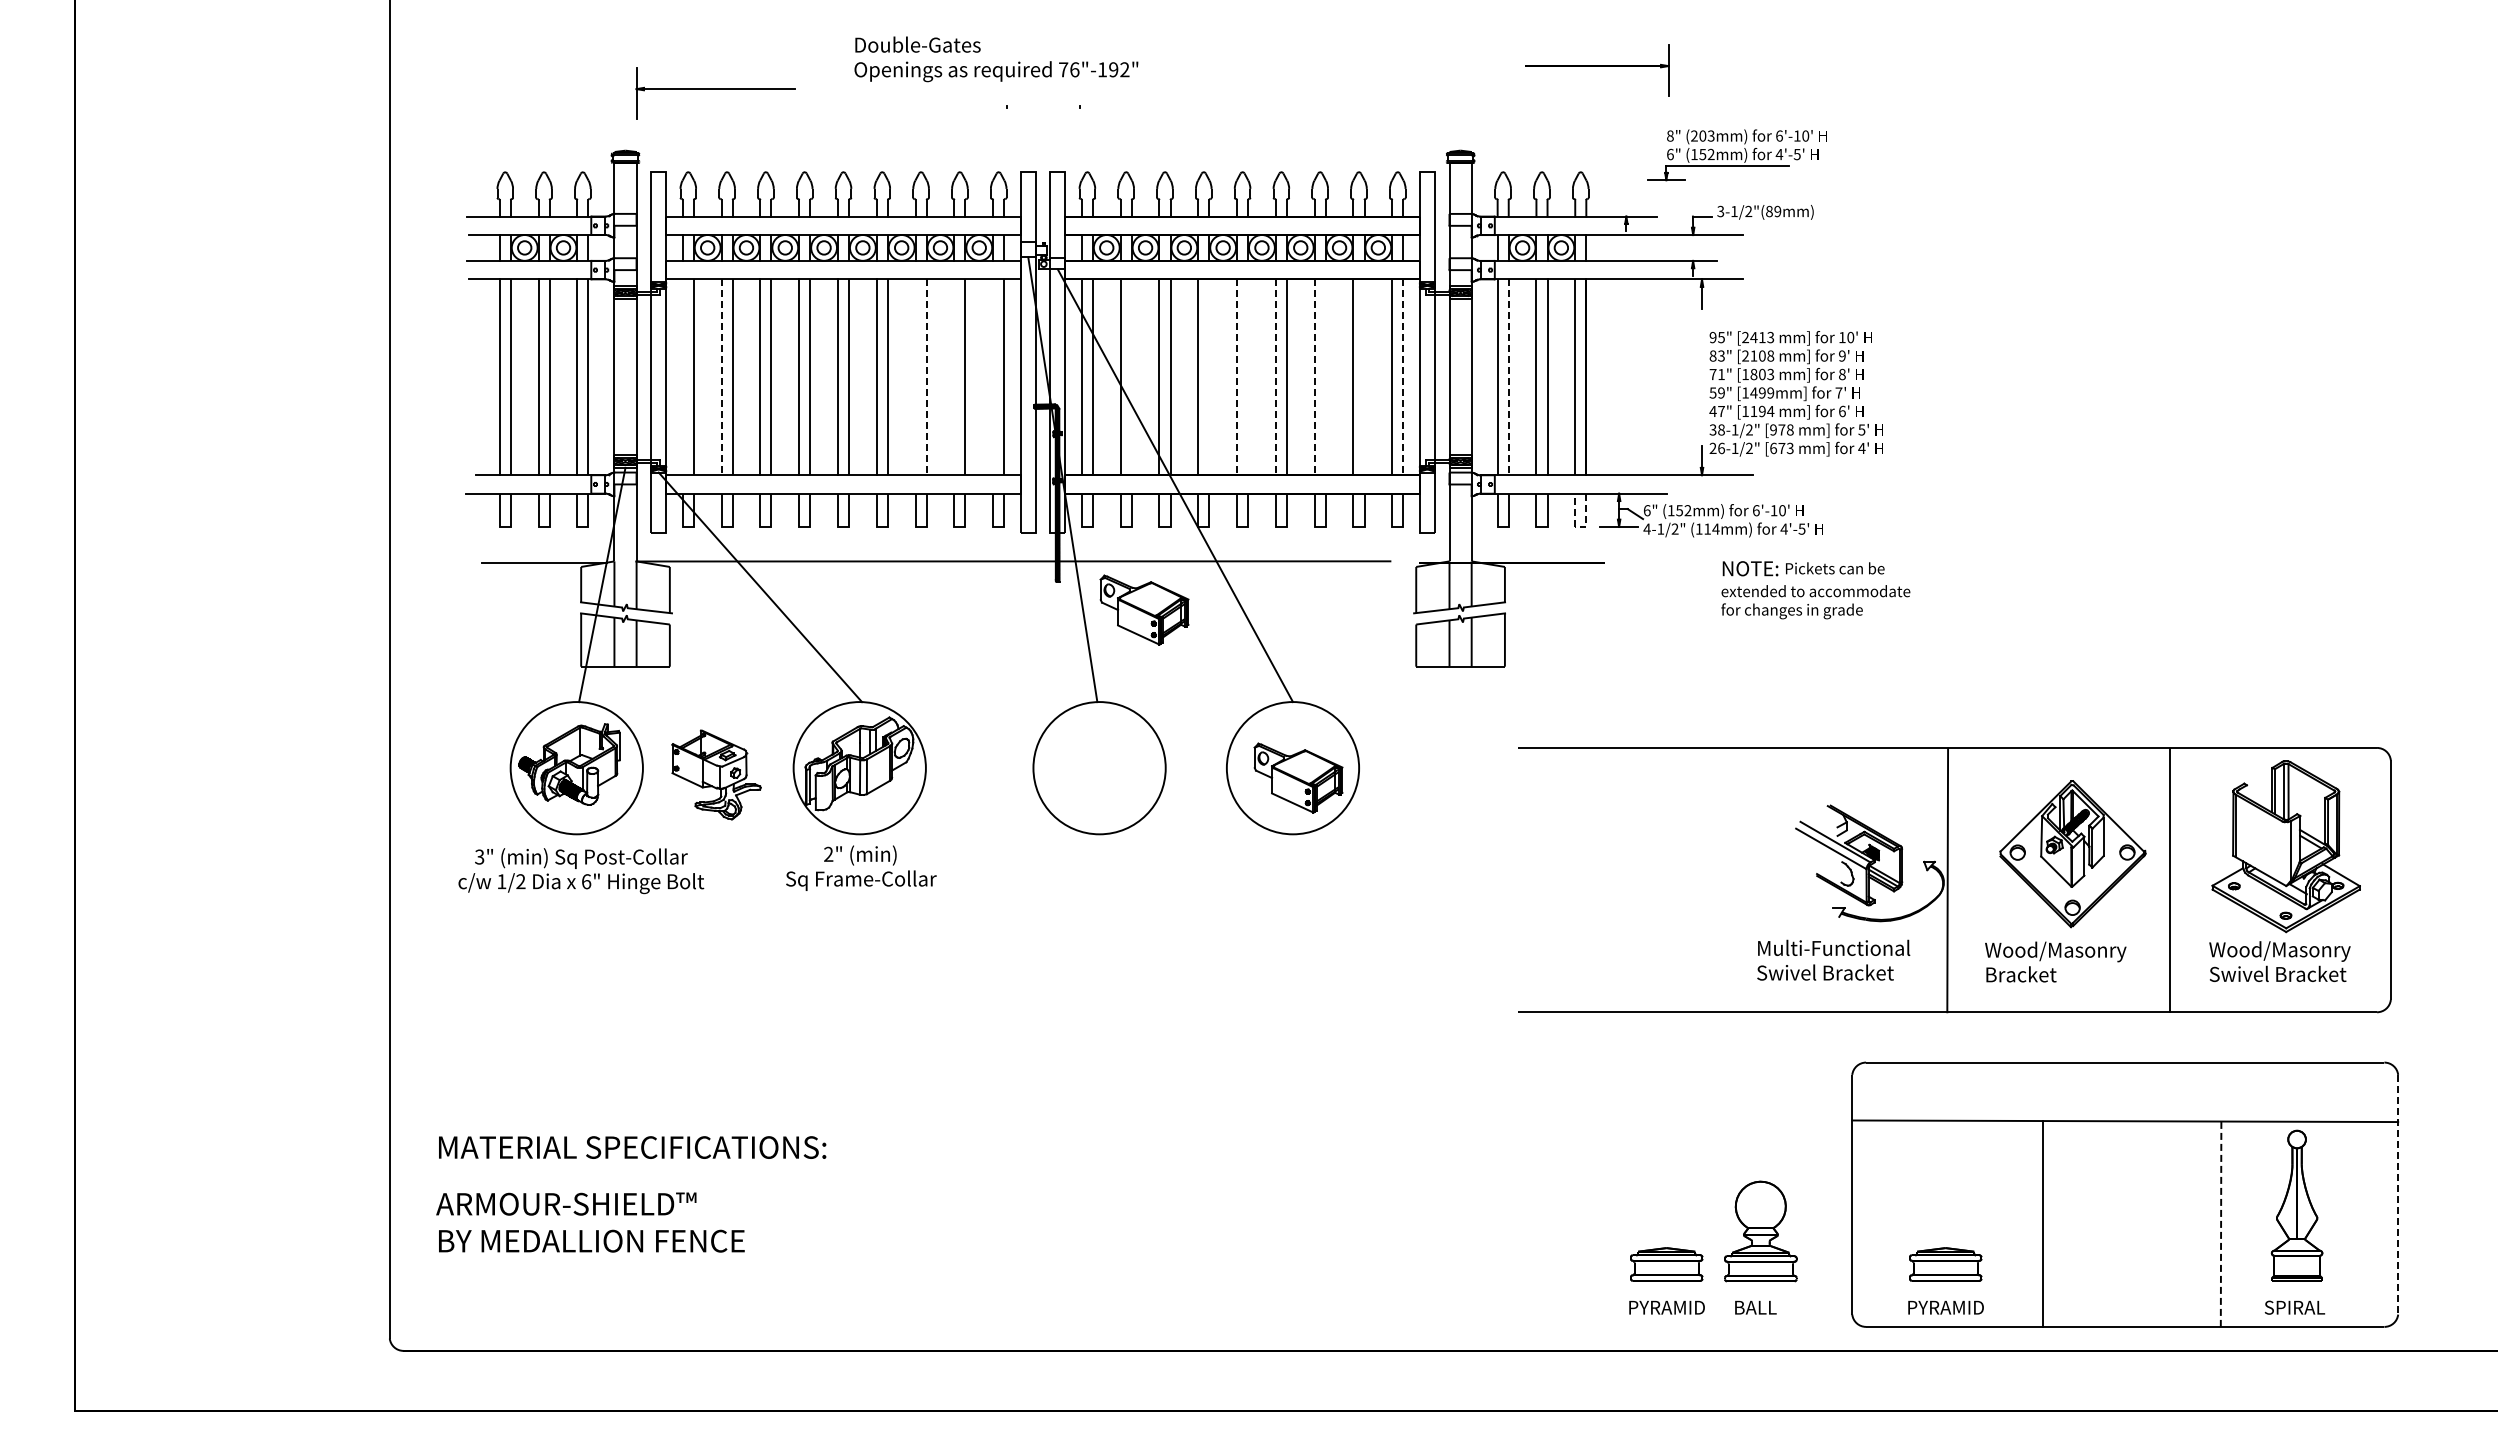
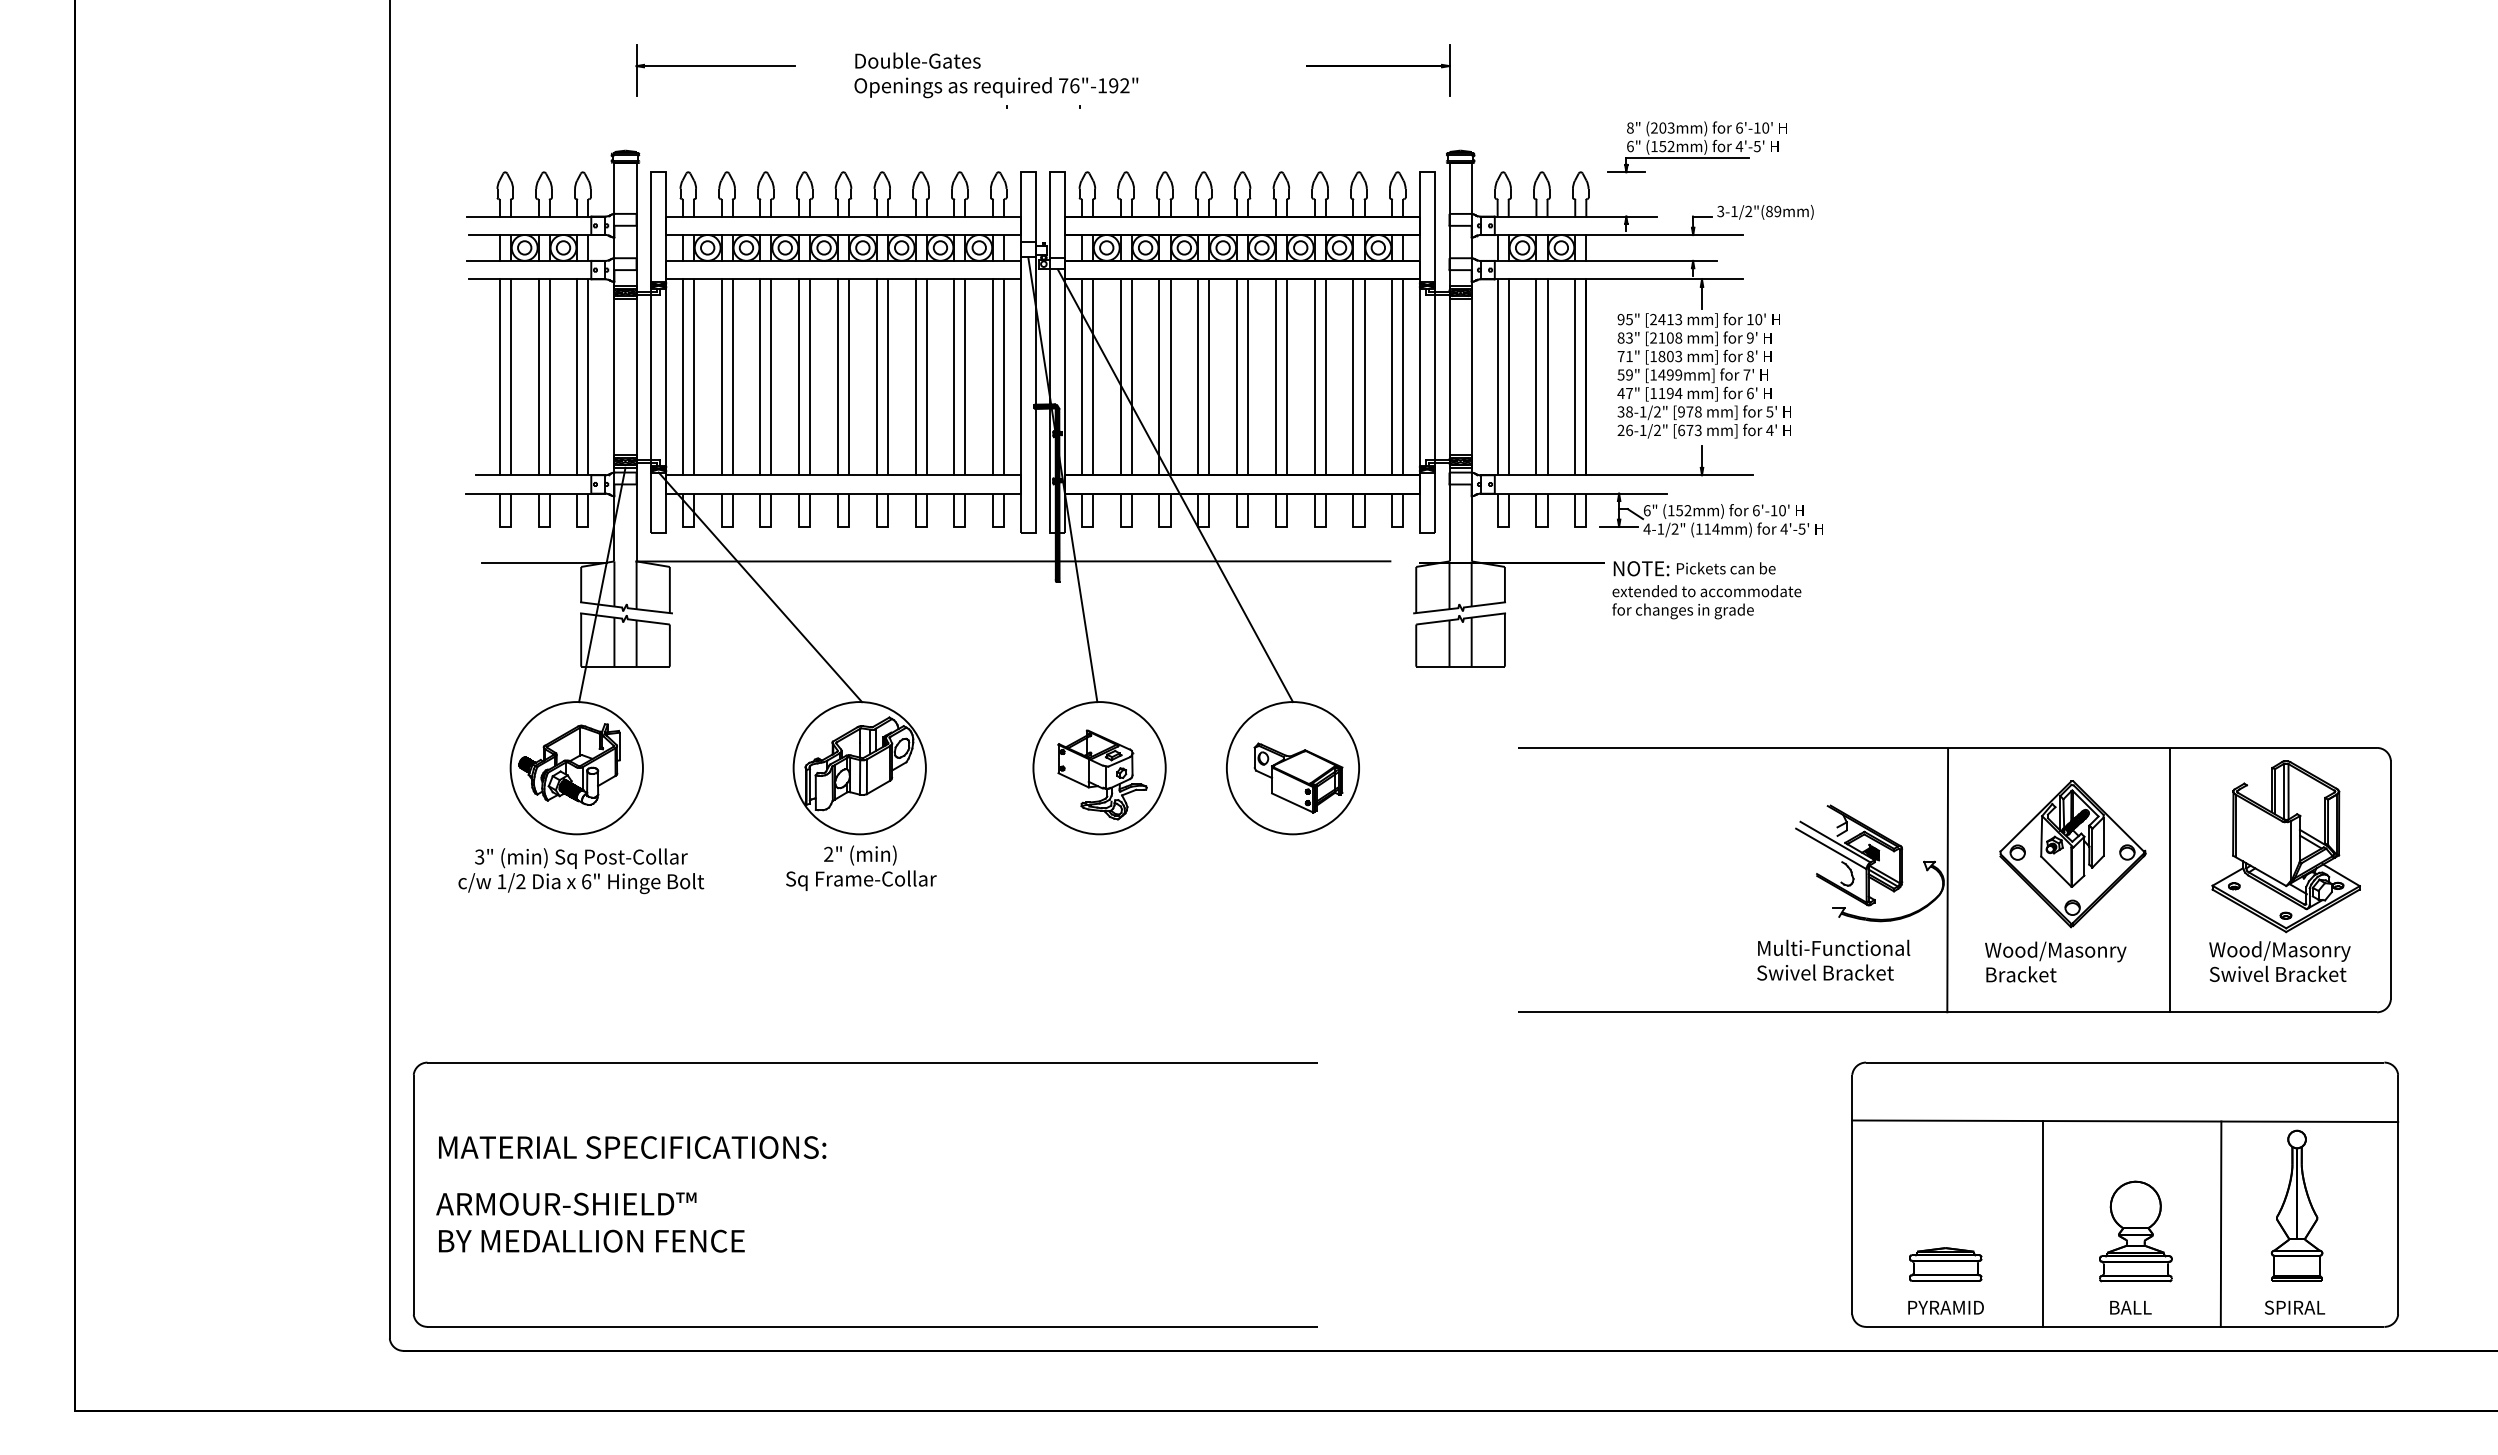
text position: (996, 59) -> (996, 75) (996, 75)
part position: (1597, 70) -> (1378, 70) (1378, 70)
part position: (715, 93) -> (715, 70) (715, 70)
part position: (1736, 155) -> (1696, 147) (1696, 147)
line: none -> present (682, 377)
line: dashed -> solid (721, 377)
line: none -> present (915, 377)
line: dashed -> solid (926, 377)
line: none -> present (954, 377)
line: none -> present (993, 377)
line: none -> present (1131, 377)
line: none -> present (1209, 377)
line: dashed -> solid (1237, 377)
line: none -> present (1248, 377)
line: dashed -> solid (1275, 377)
line: dashed -> solid (1314, 377)
line: none -> present (1325, 377)
line: none -> present (1364, 377)
line: dashed -> solid (1403, 377)
line: dashed -> solid (1508, 377)
text position: (1795, 393) -> (1703, 375) (1703, 375)
line: dashed -> solid (1580, 527)
text position: (1815, 590) -> (1706, 590) (1706, 590)
part: present -> none (1144, 609)
part position: (716, 774) -> (1102, 774) (1102, 774)
part: none -> present (864, 1063)
line: dashed -> solid (2398, 1194)
line: dashed -> solid (2221, 1224)
part position: (1760, 1247) -> (2135, 1247) (2135, 1247)
part: present -> none (1666, 1280)
